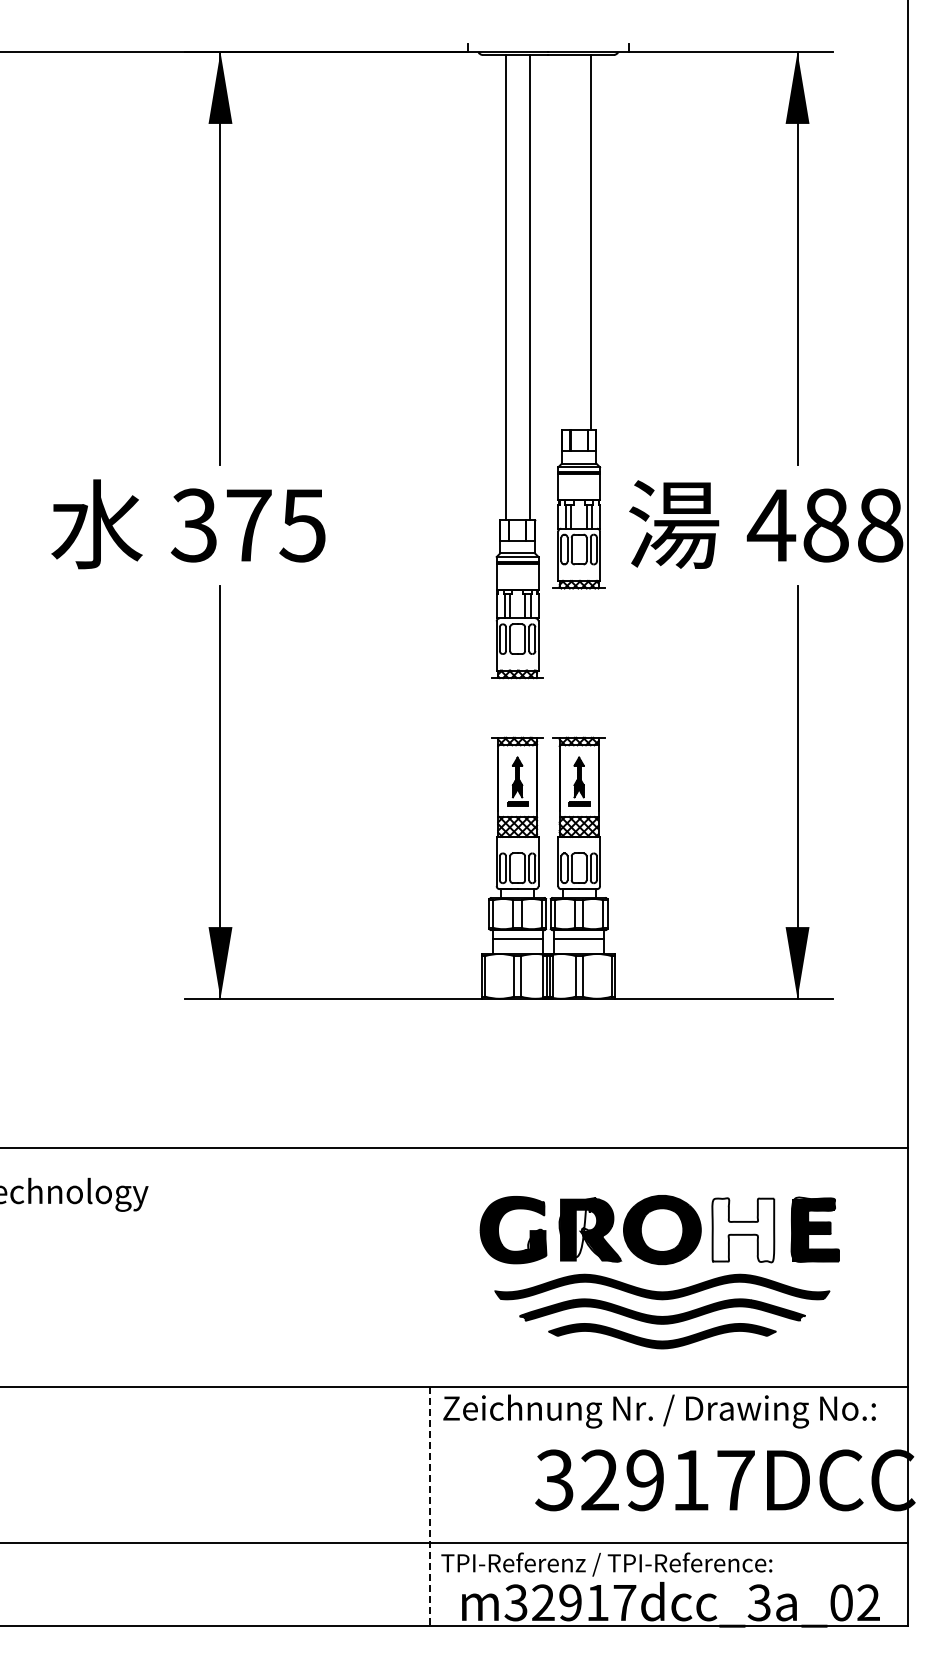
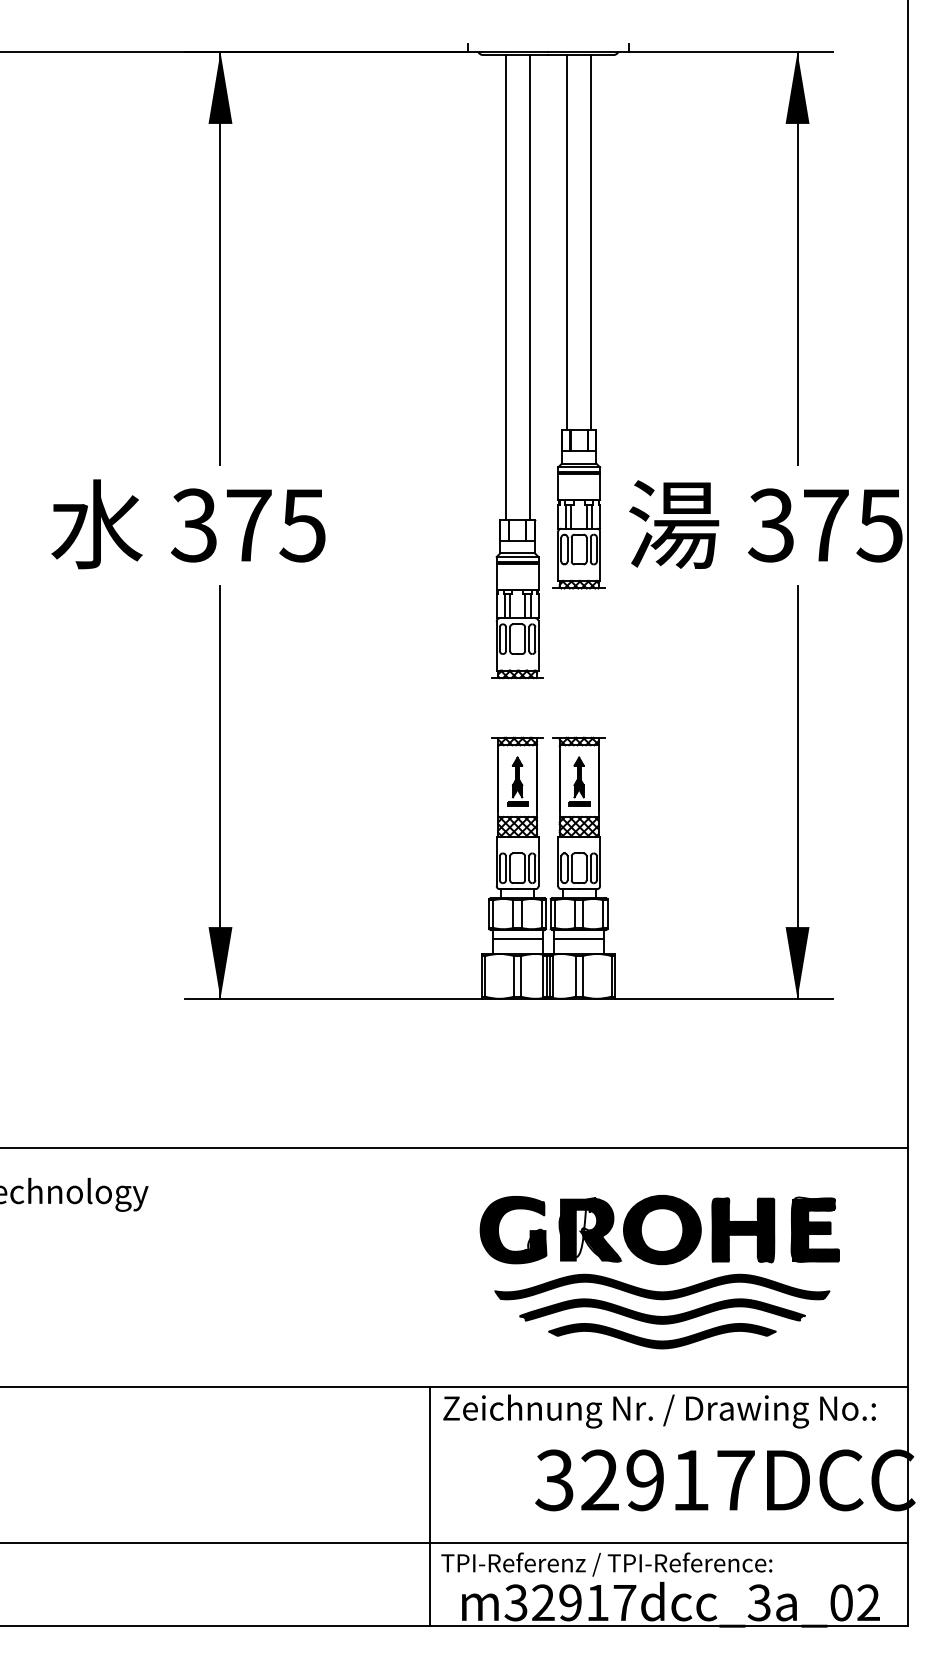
line: none -> present (567, 242)
text: 488 -> 375 (824, 525)
fill: none -> present (743, 1229)
line: dashed -> solid (430, 1507)
